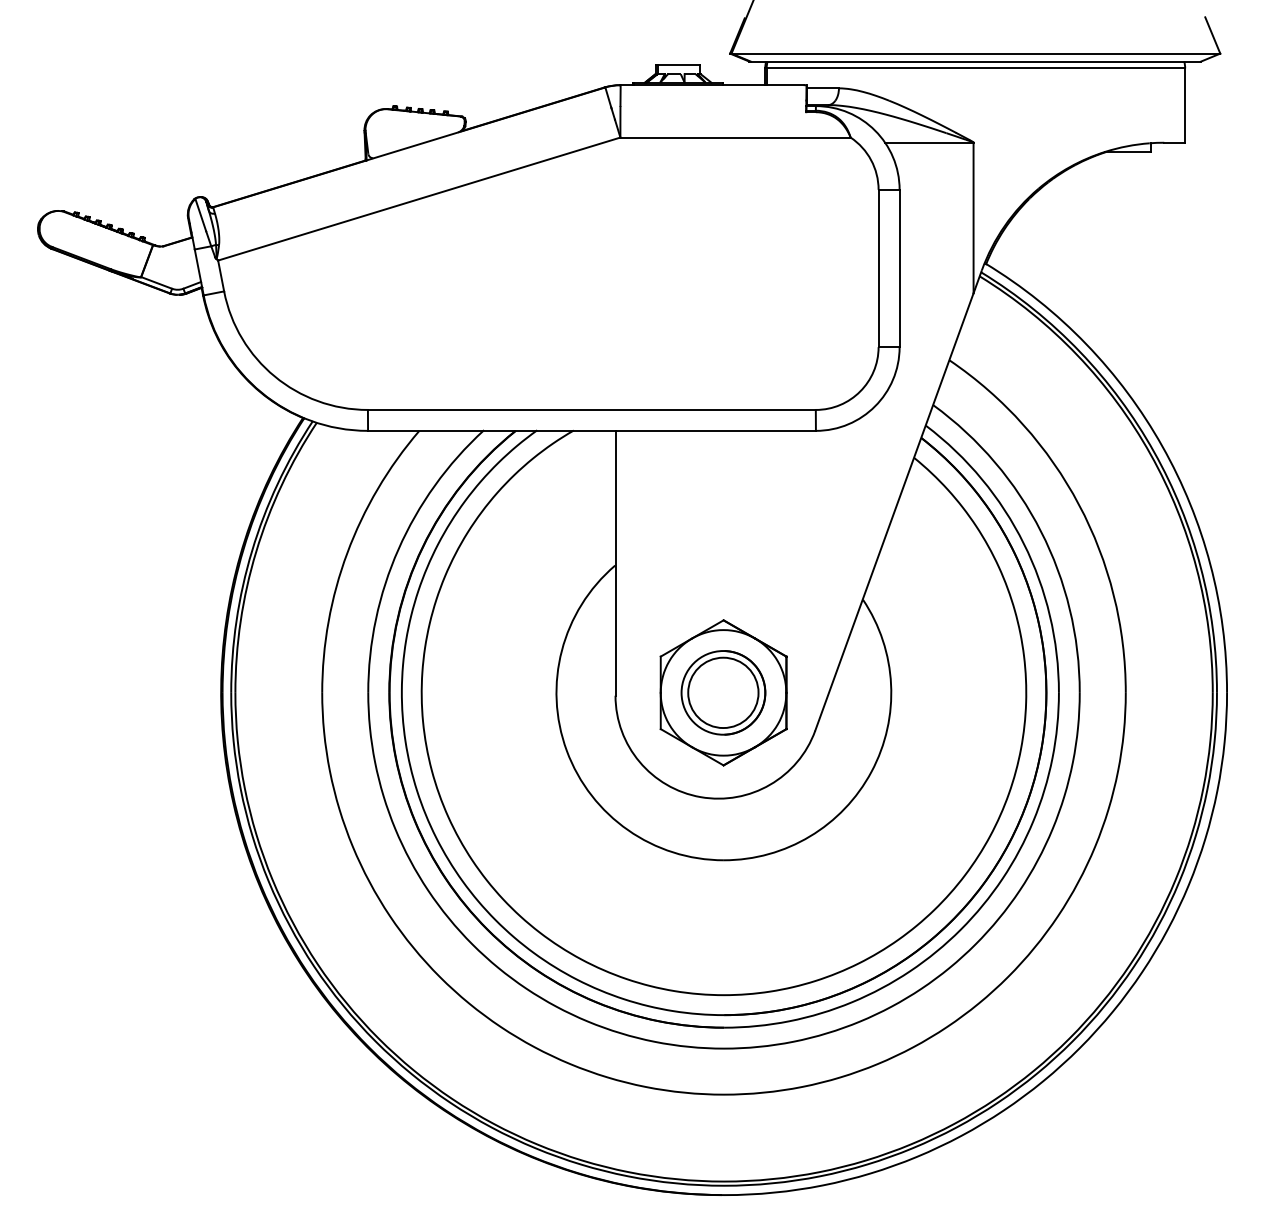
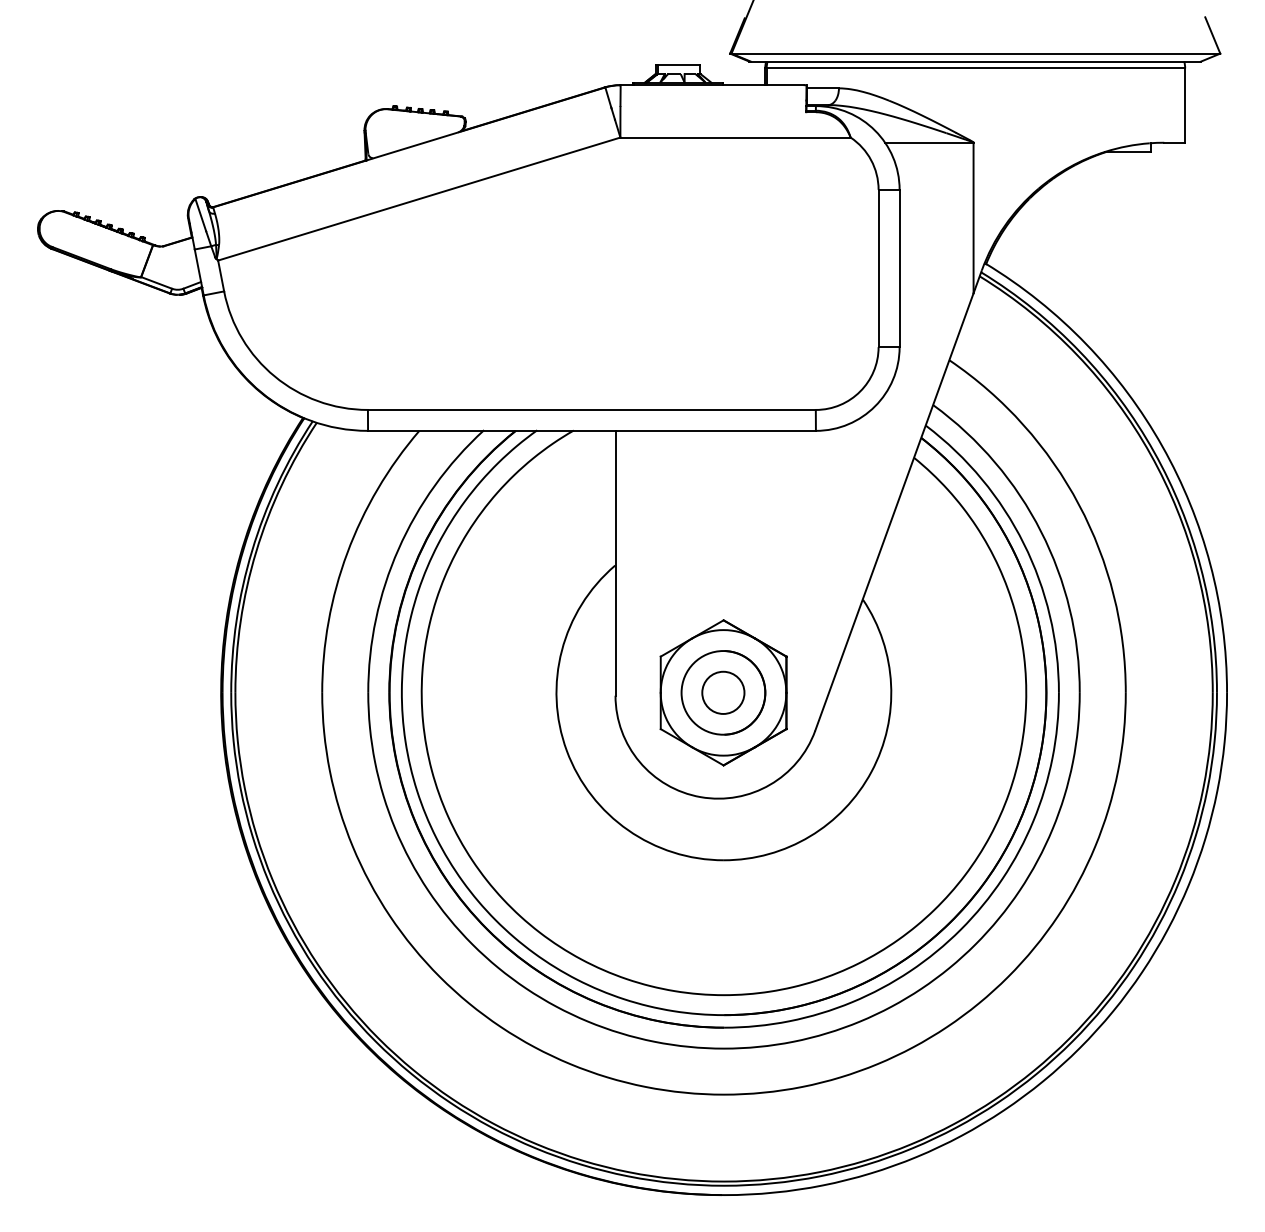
circle diameter: 70 px -> 42 px (723, 692)
